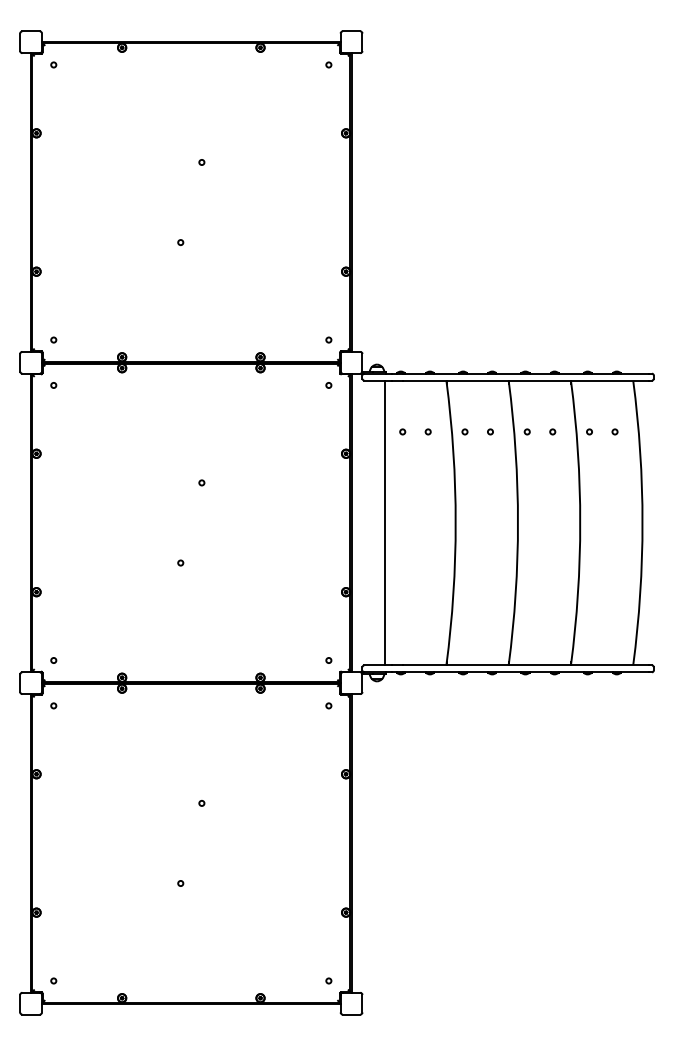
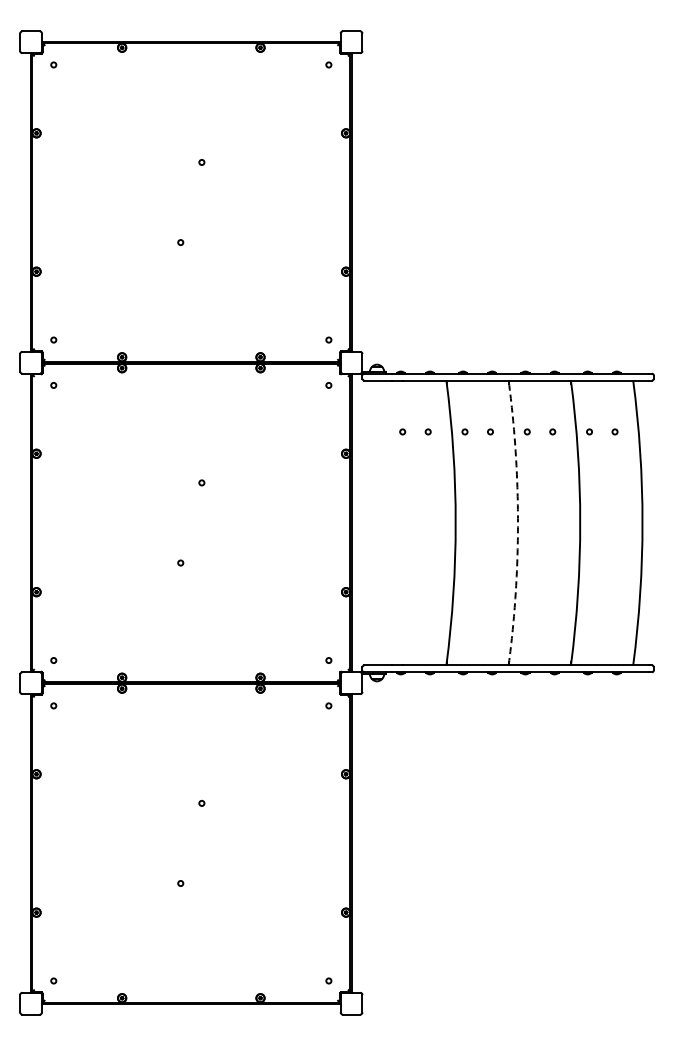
line: present -> none (384, 522)
arc: solid -> dashed (517, 522)
